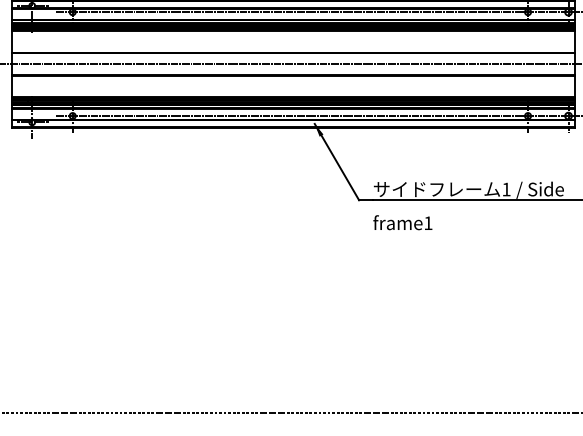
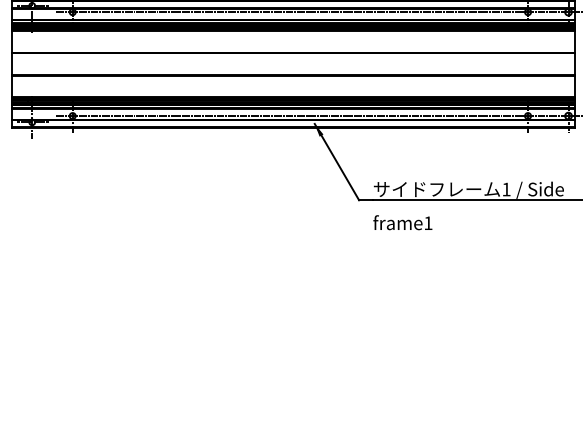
line: present -> none (290, 64)
line: present -> none (290, 413)
